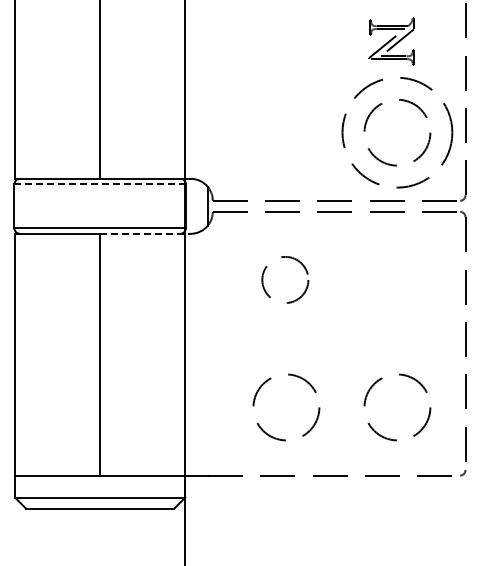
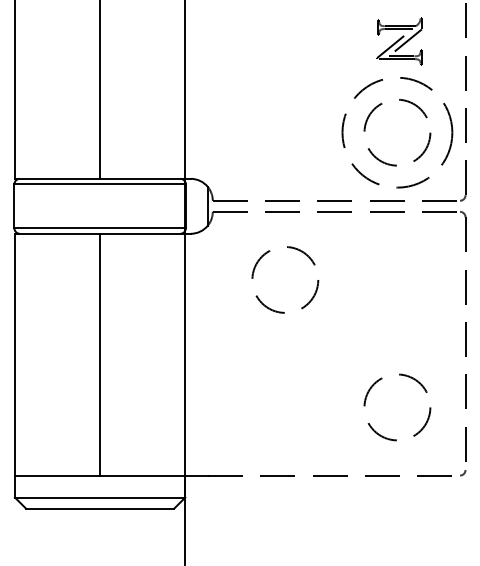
part position: (391, 41) -> (399, 41) (399, 41)
line: dashed -> solid (100, 184)
line: dashed -> solid (145, 233)
circle size: 49x48 px -> 69x68 px (285, 279)
circle: present -> none (286, 407)
